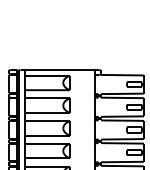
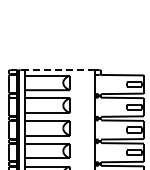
line: solid -> dashed (59, 70)
